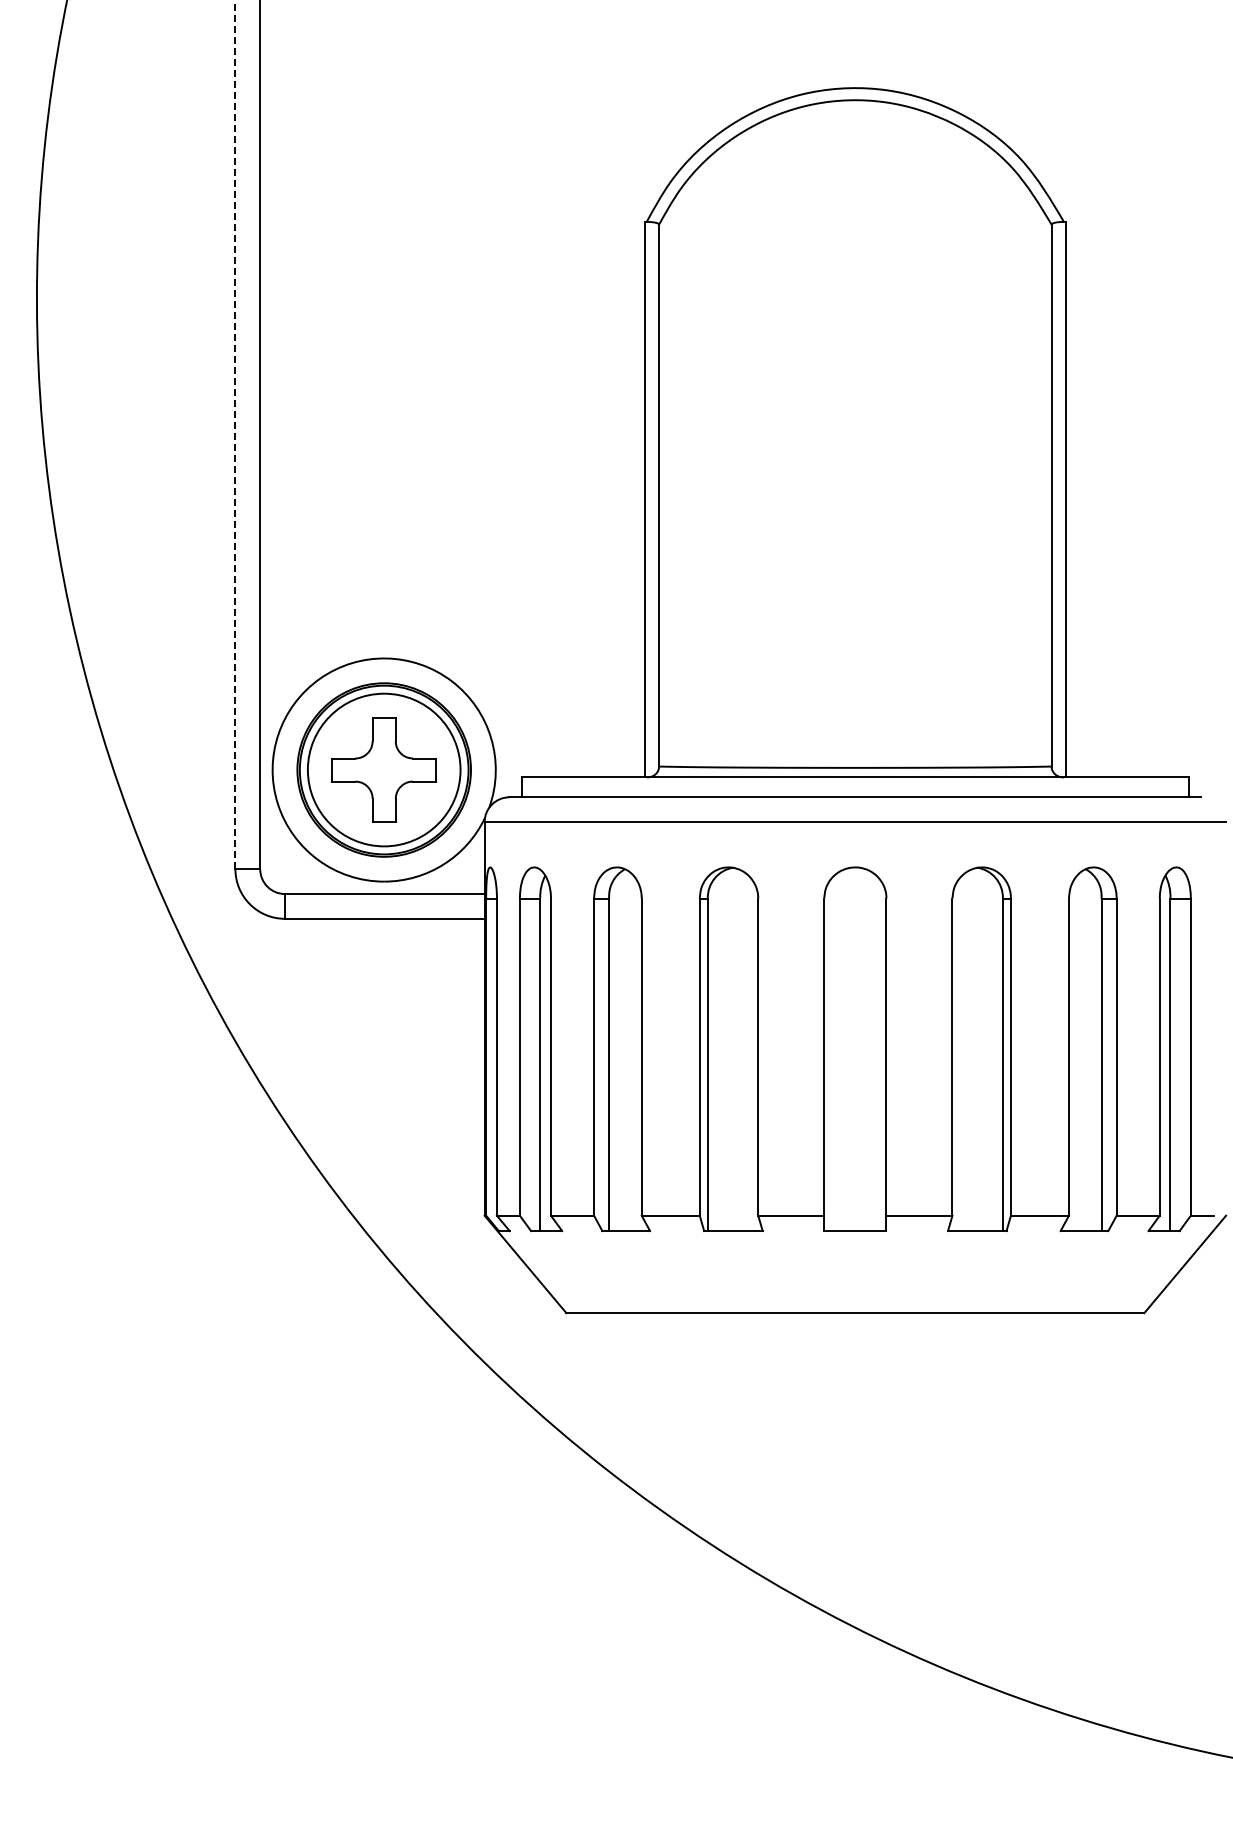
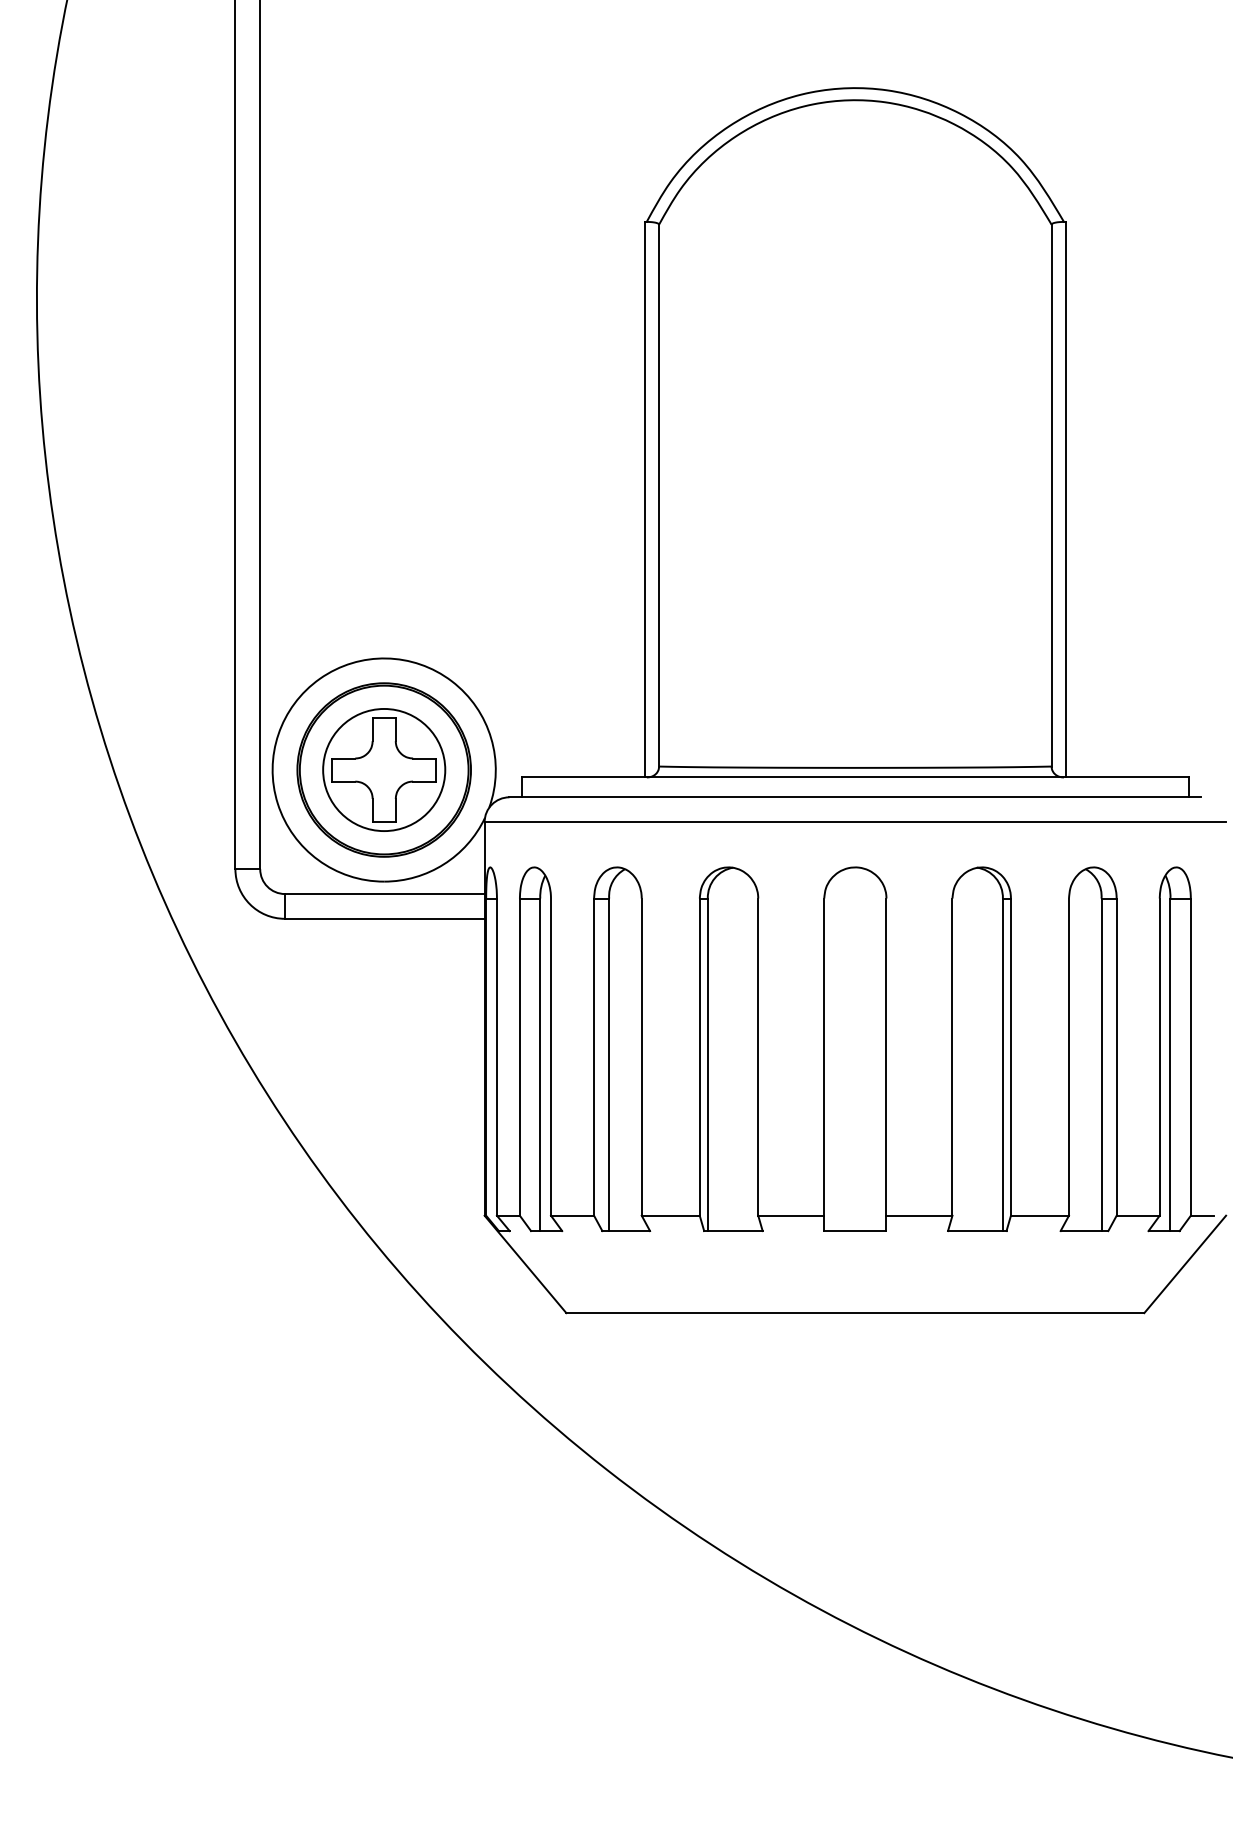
line: dashed -> solid (235, 434)
circle diameter: 153 px -> 122 px (384, 769)
